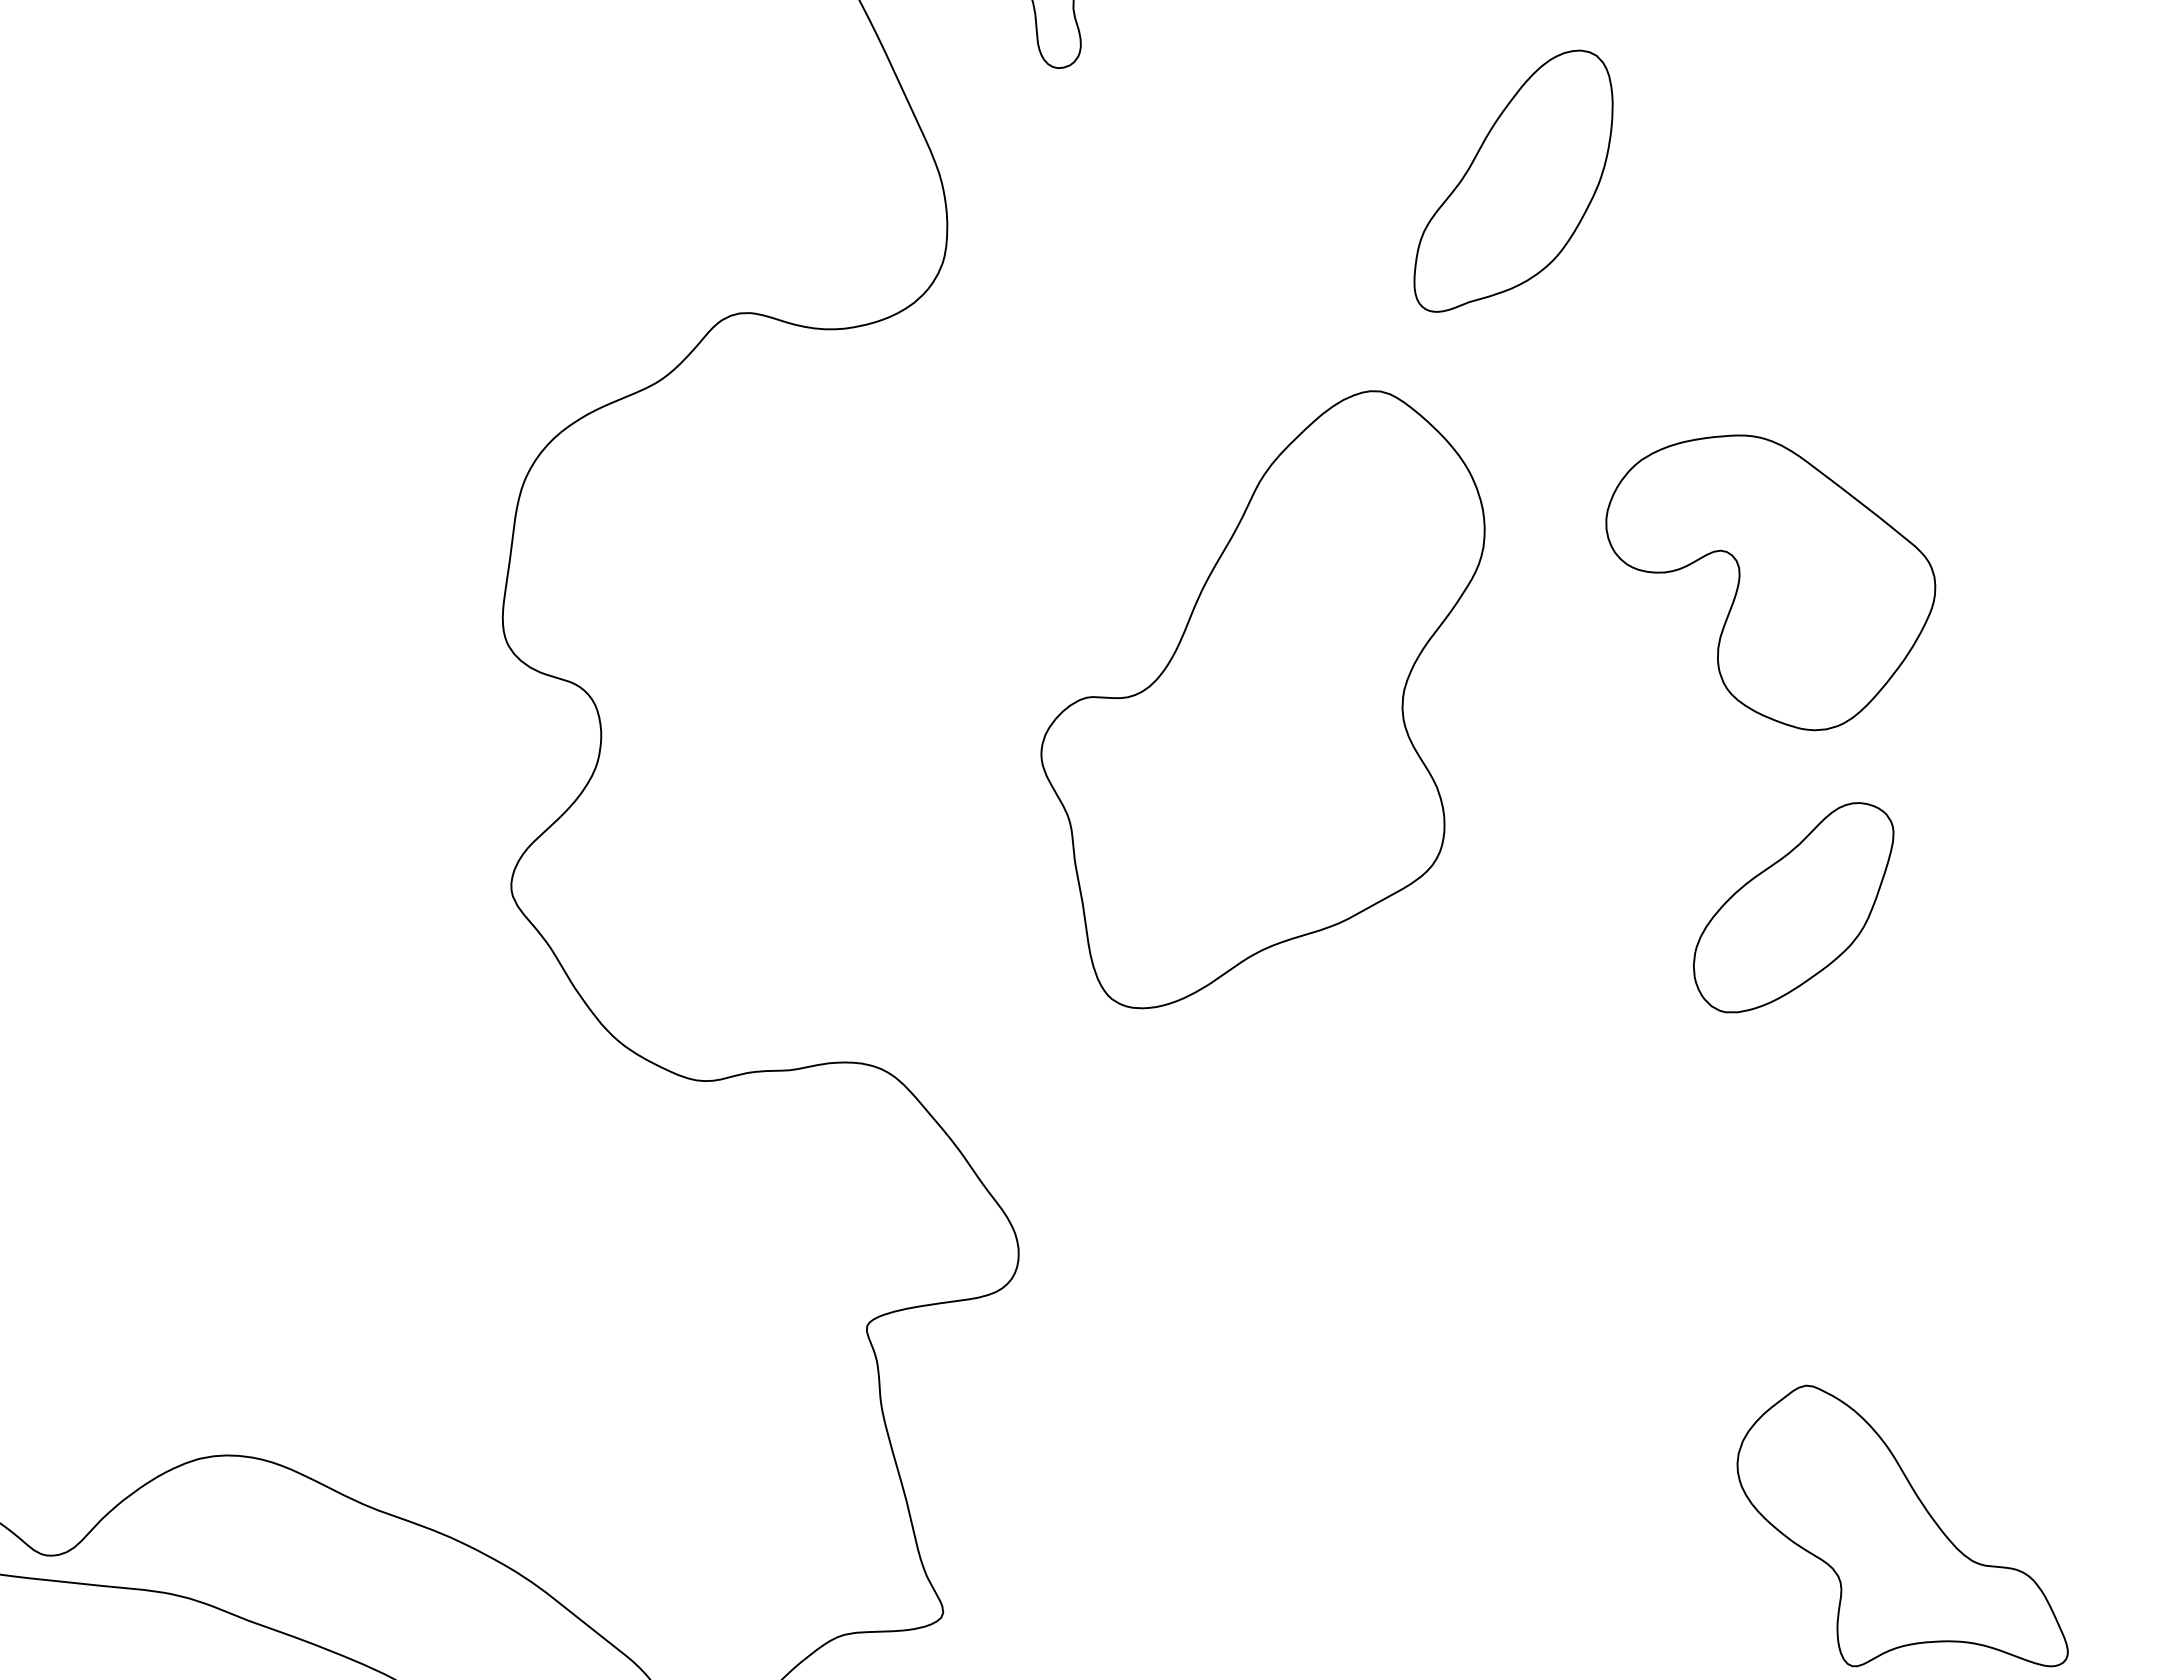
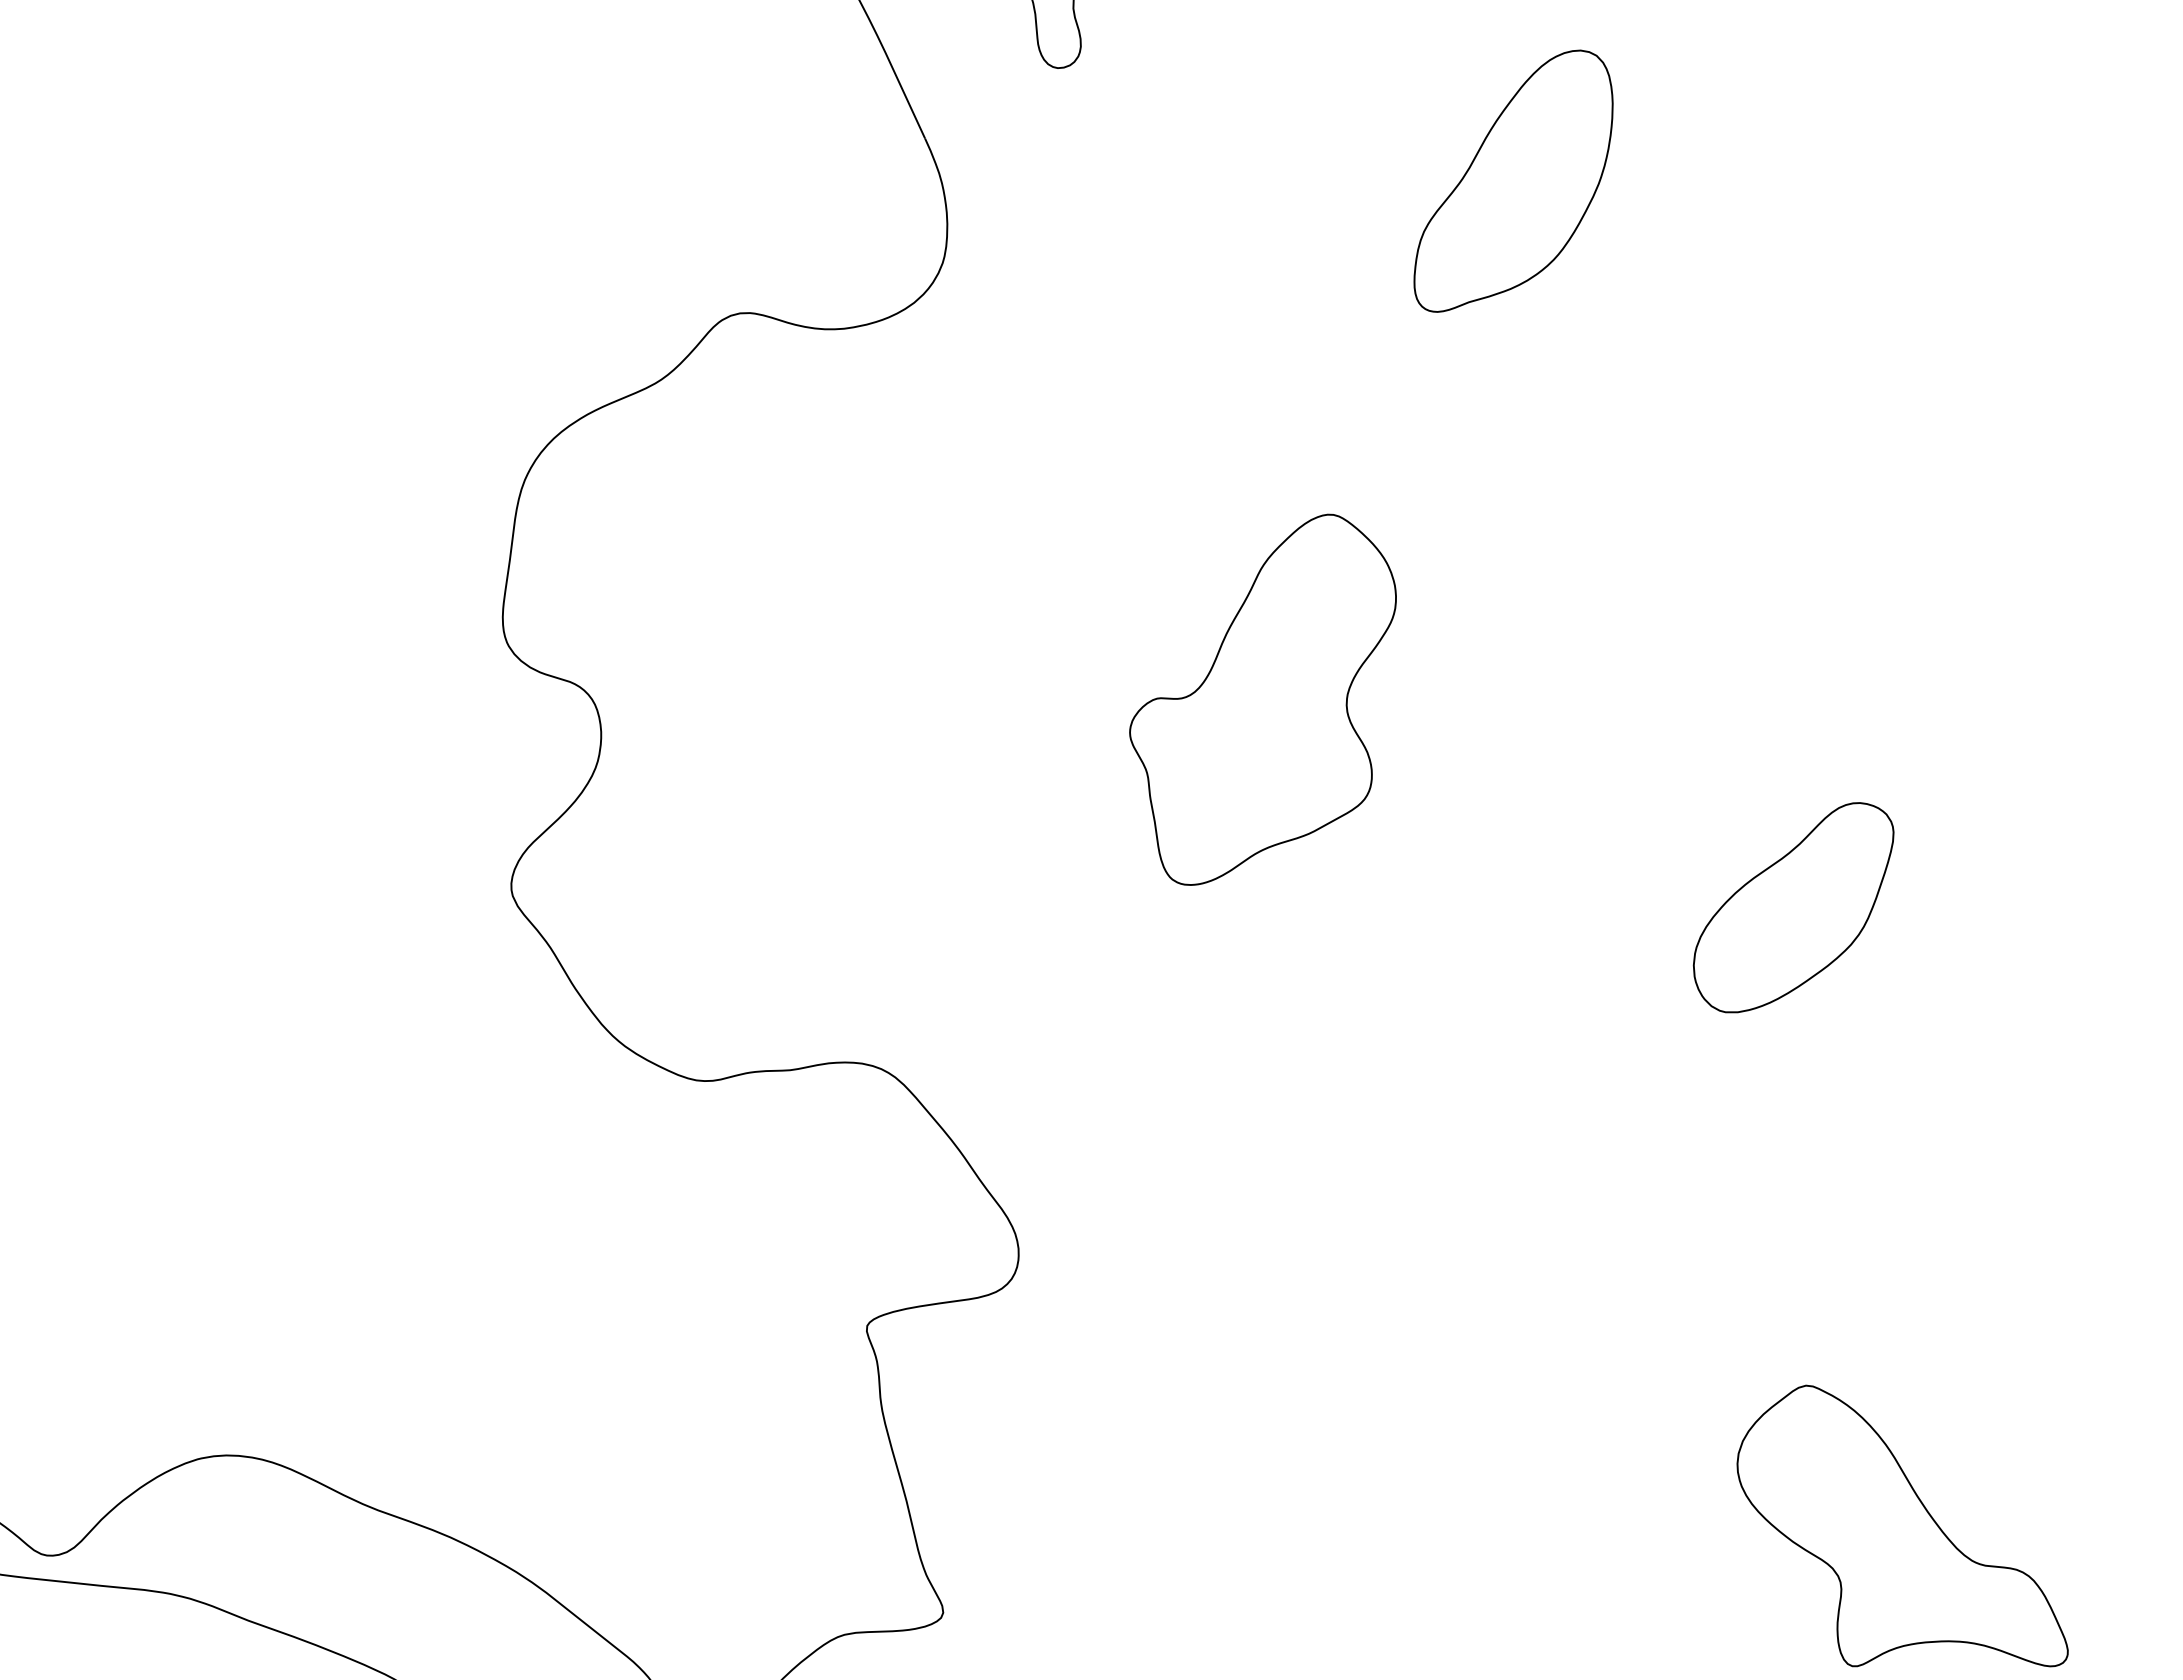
part: present -> none (1770, 582)
part size: 446x620 px -> 268x373 px (1262, 699)
